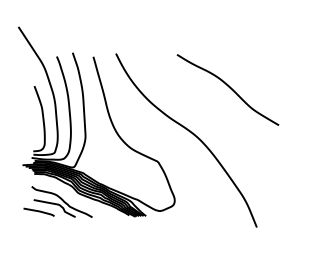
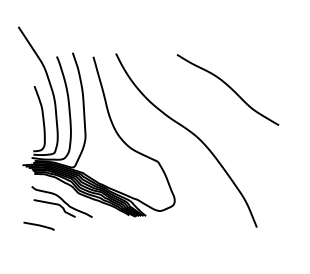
line position: (38, 211) -> (38, 225) (38, 225)
